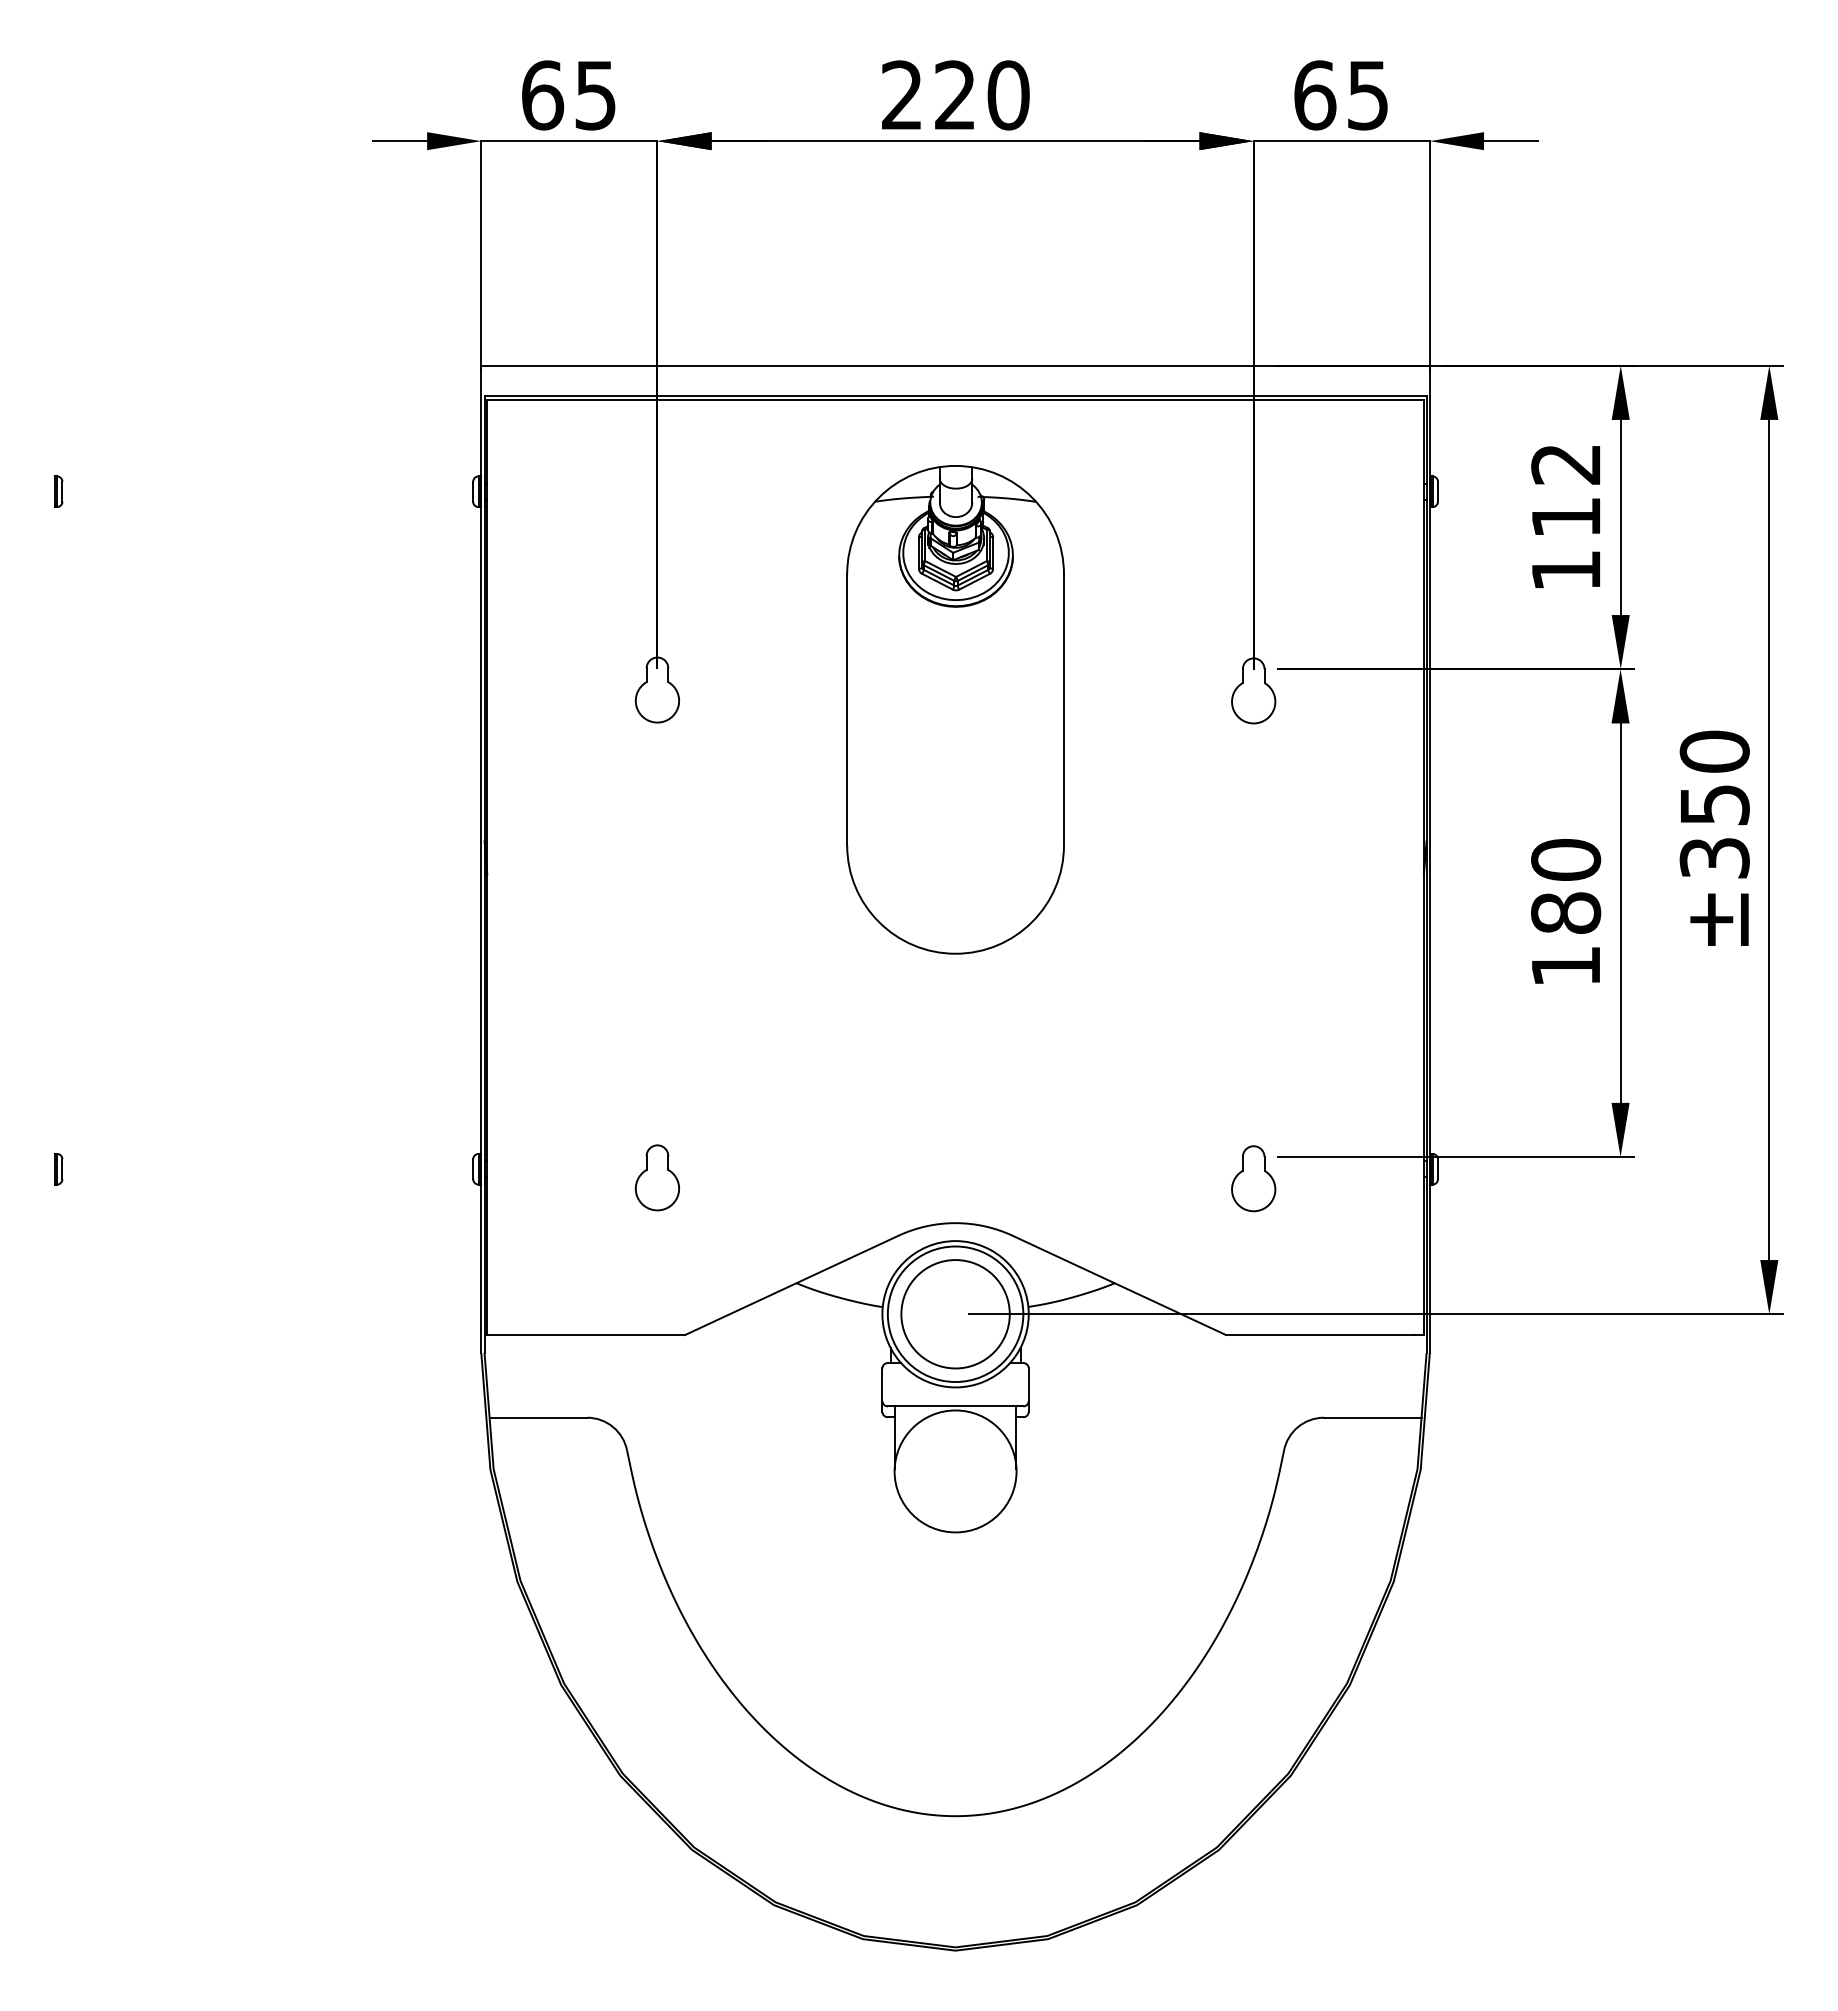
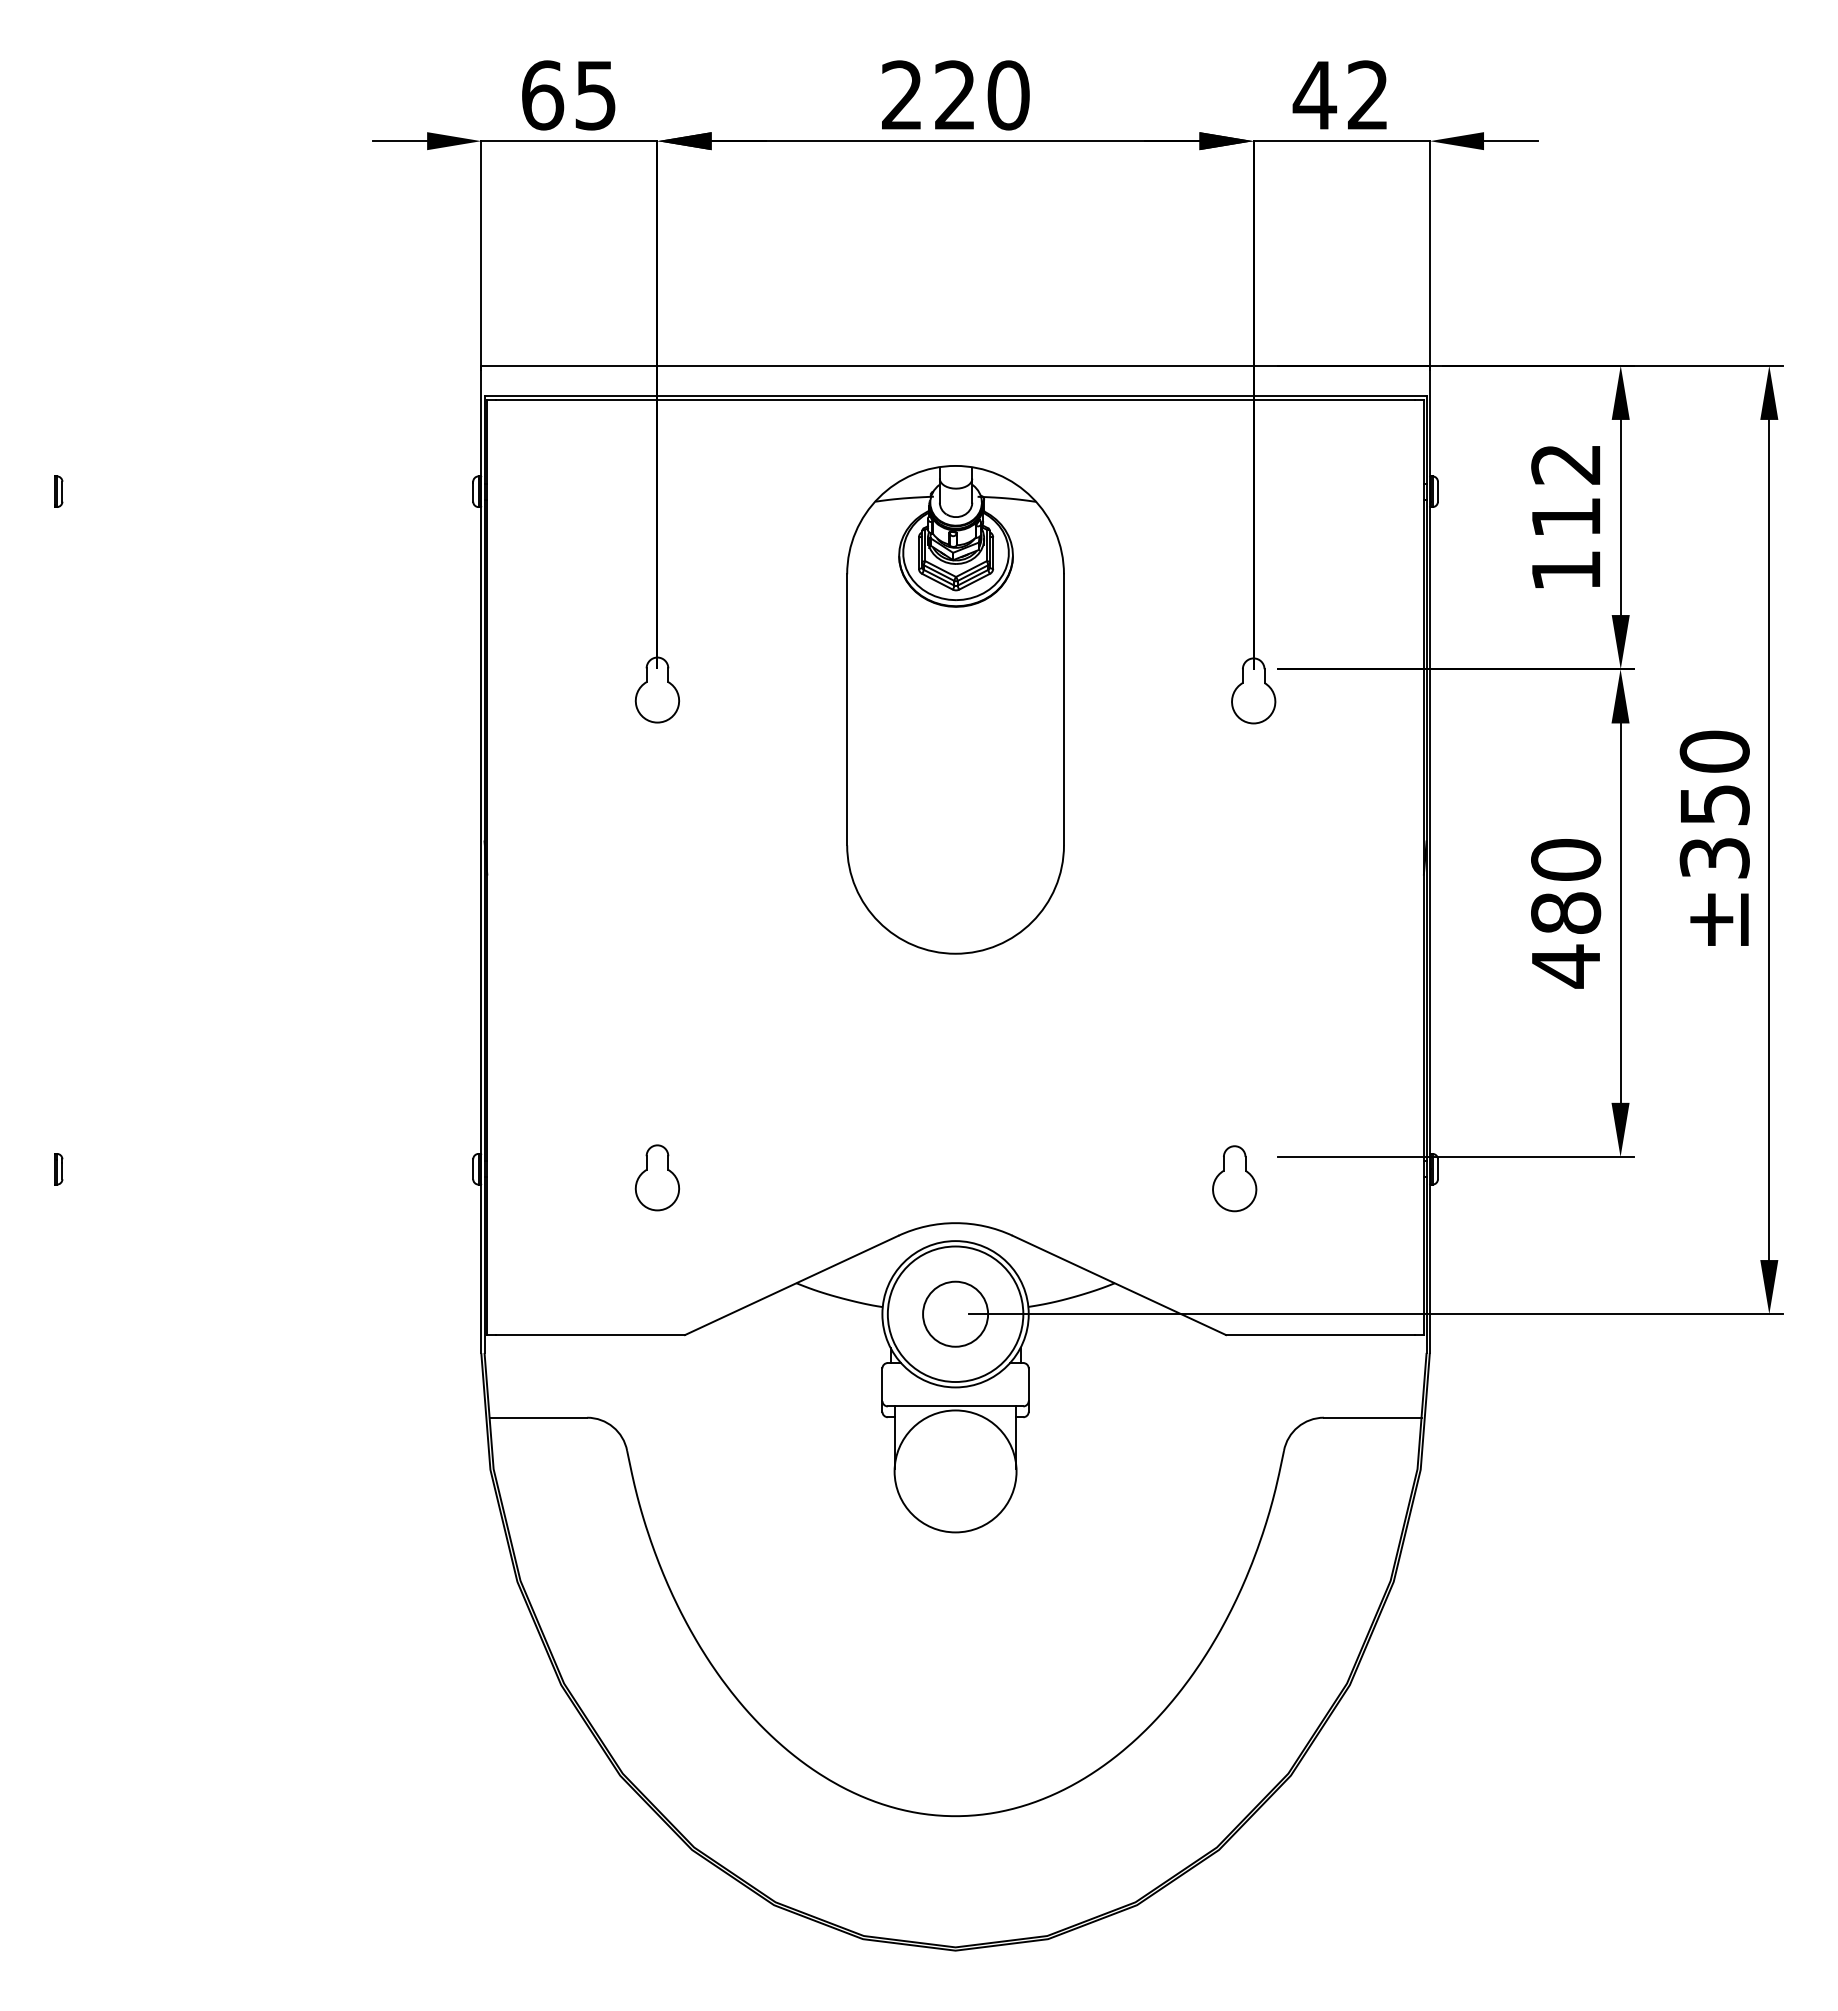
text: 65 -> 42 (1339, 95)
text: 180 -> 480 (1565, 966)
part position: (1253, 1178) -> (1234, 1178) (1234, 1178)
circle diameter: 108 px -> 65 px (955, 1313)
